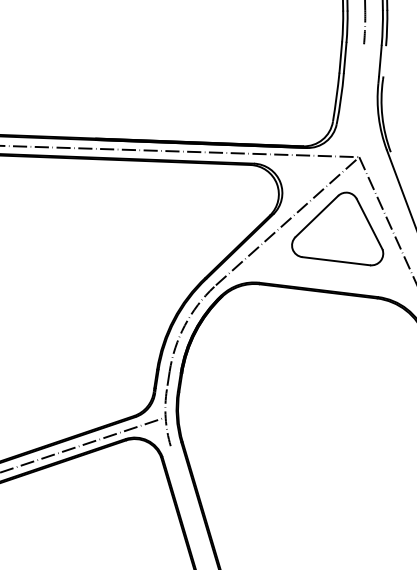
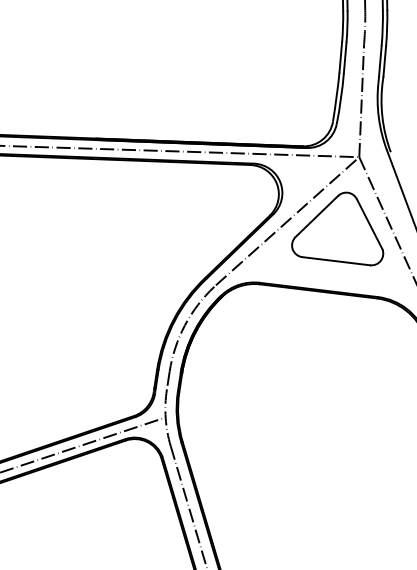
line: none -> present (384, 61)
line: none -> present (361, 100)
line: none -> present (188, 506)
